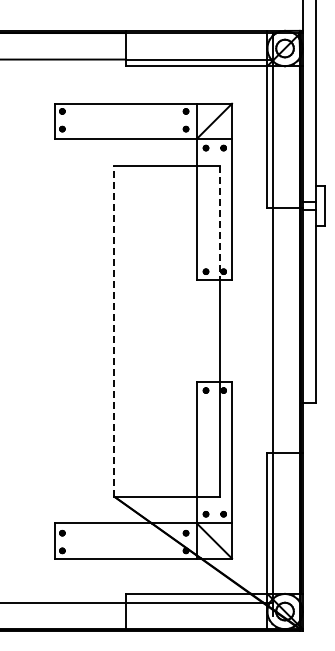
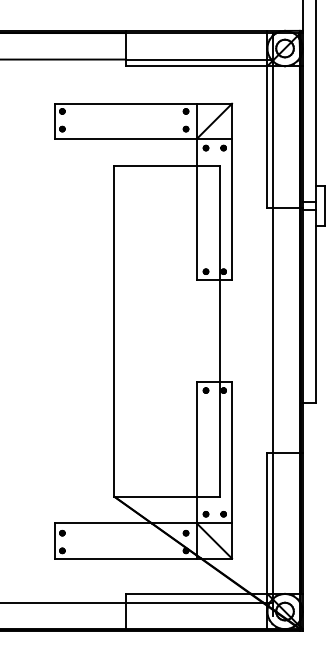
line: dashed -> solid (220, 223)
line: dashed -> solid (114, 331)
